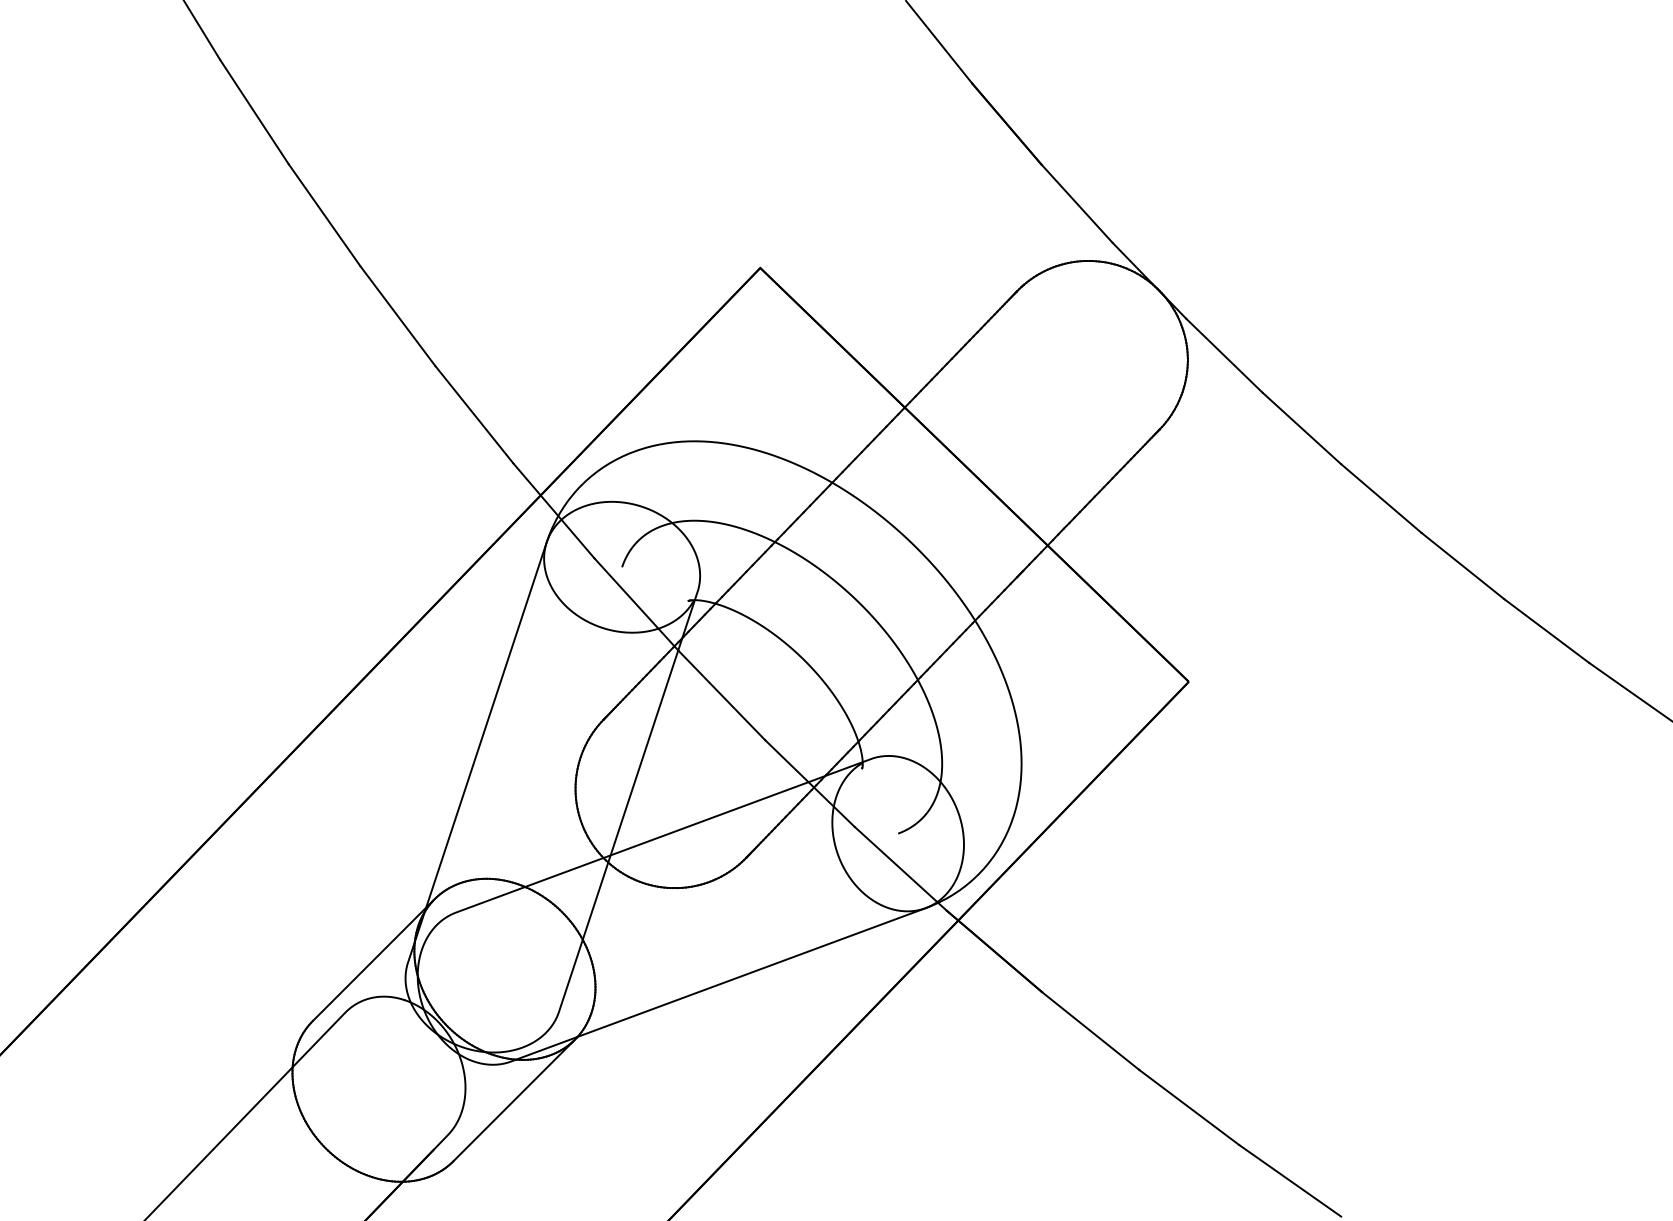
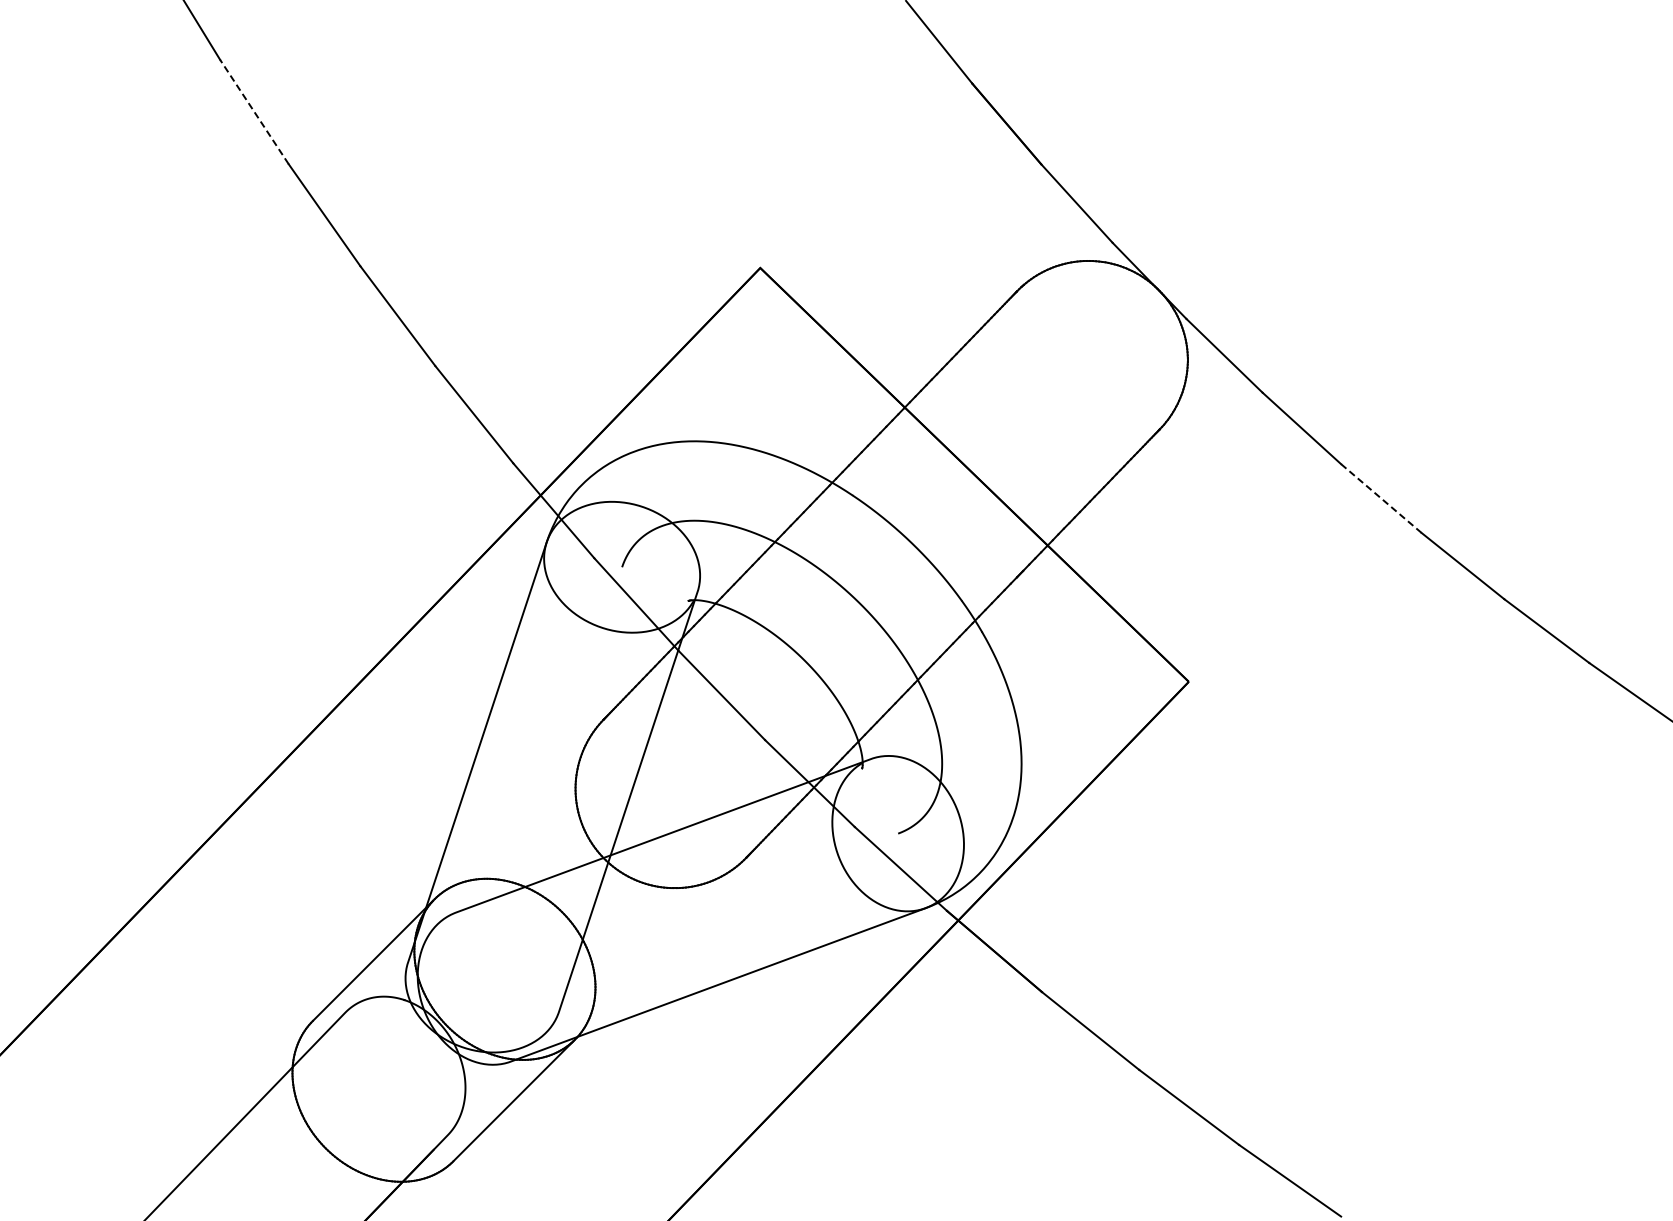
line: solid -> dashed (254, 111)
line: solid -> dashed (1380, 498)
